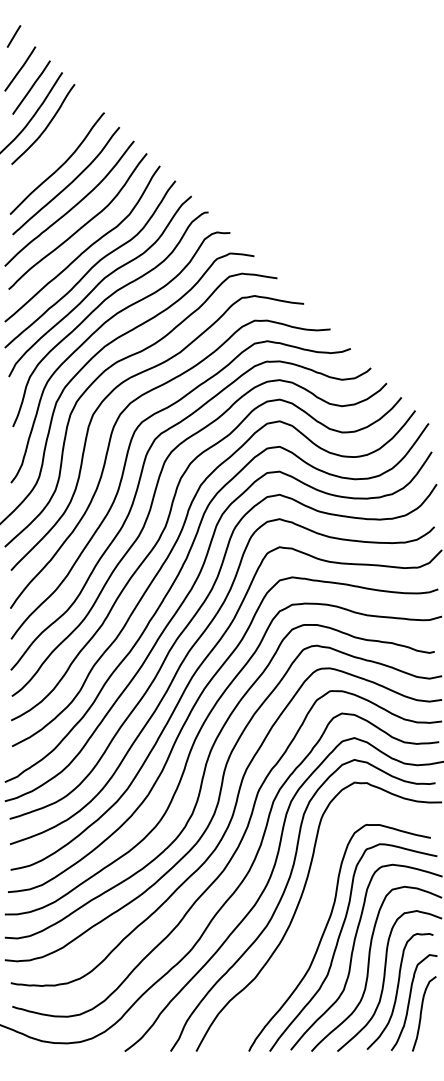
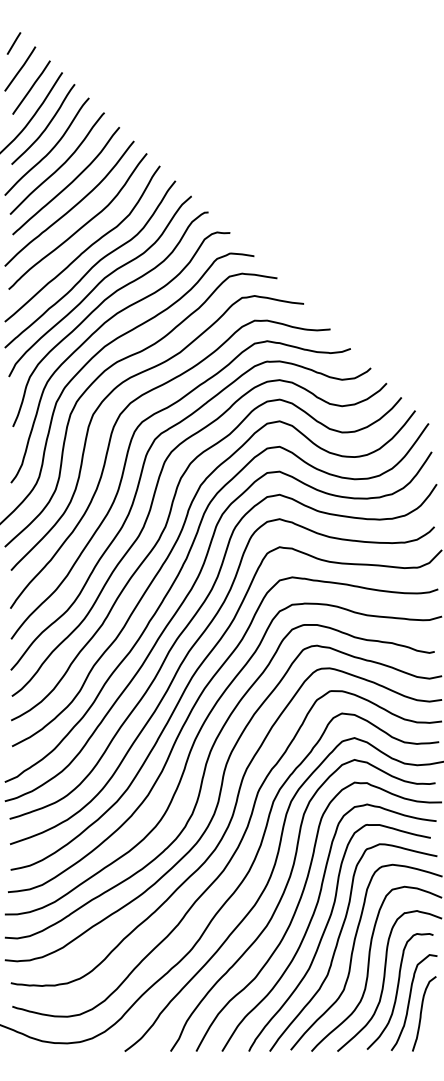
line position: (13, 36) -> (13, 43) (13, 43)
curve: none -> present (50, 149)
curve: none -> present (311, 922)
